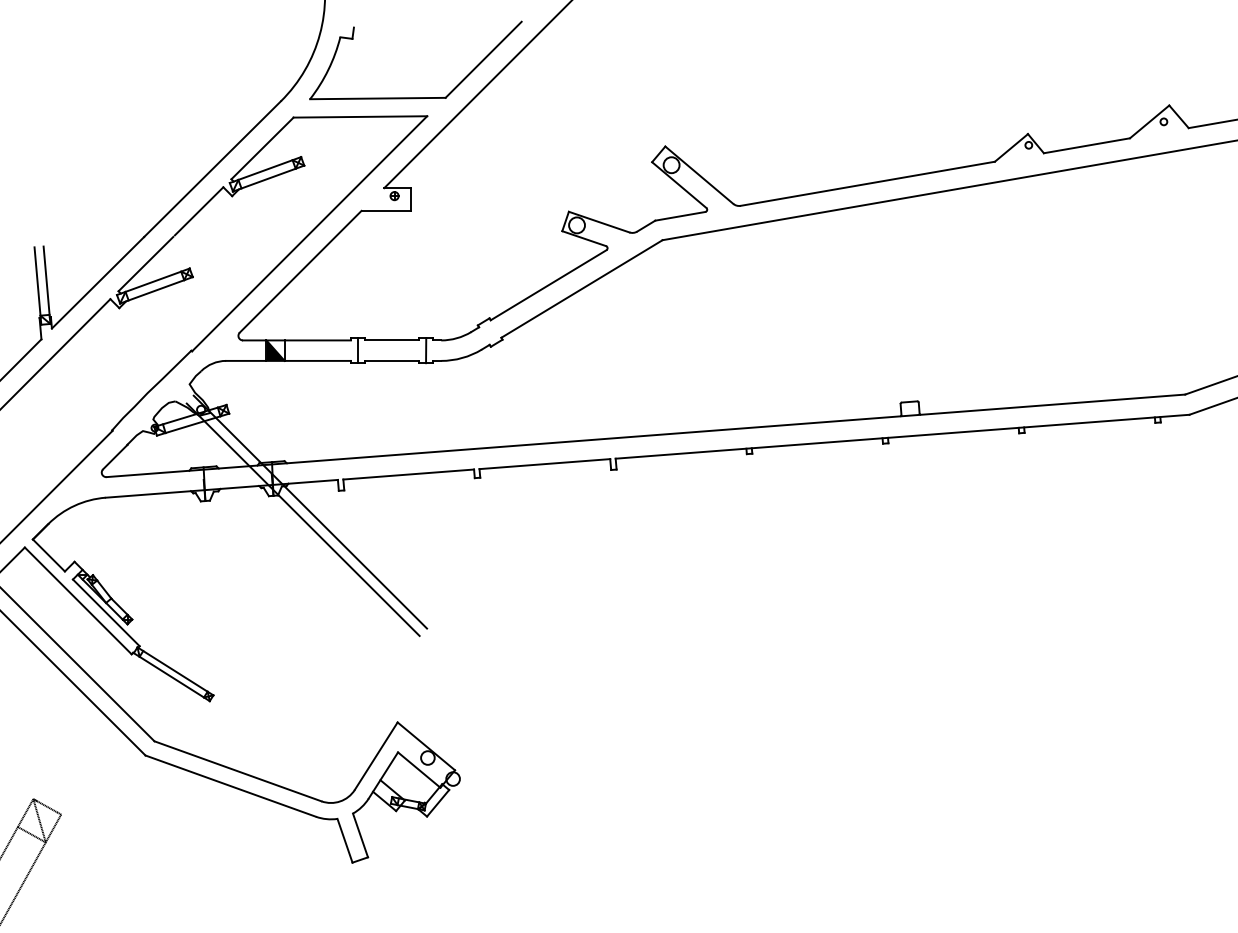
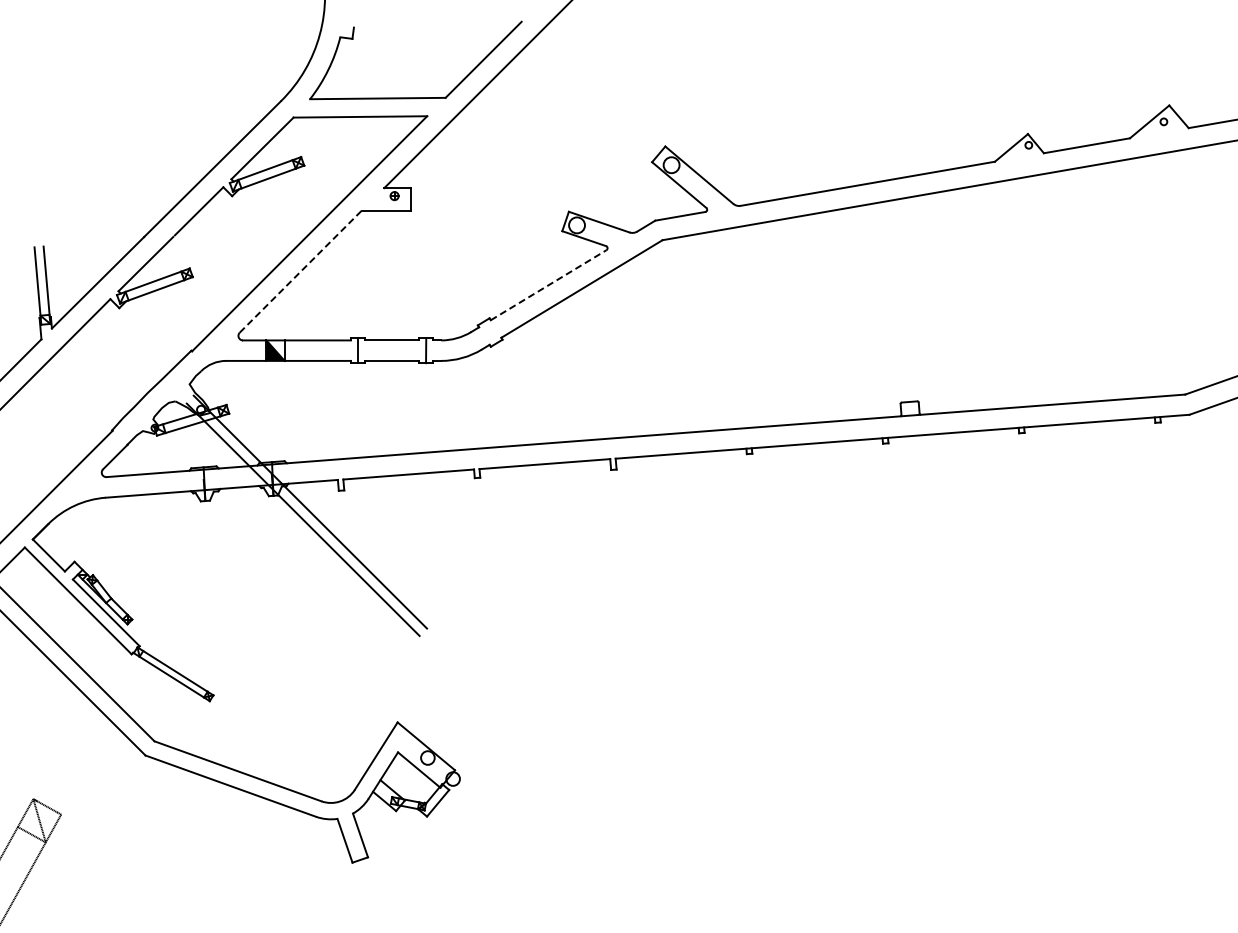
line: solid -> dashed (301, 271)
line: solid -> dashed (548, 285)
